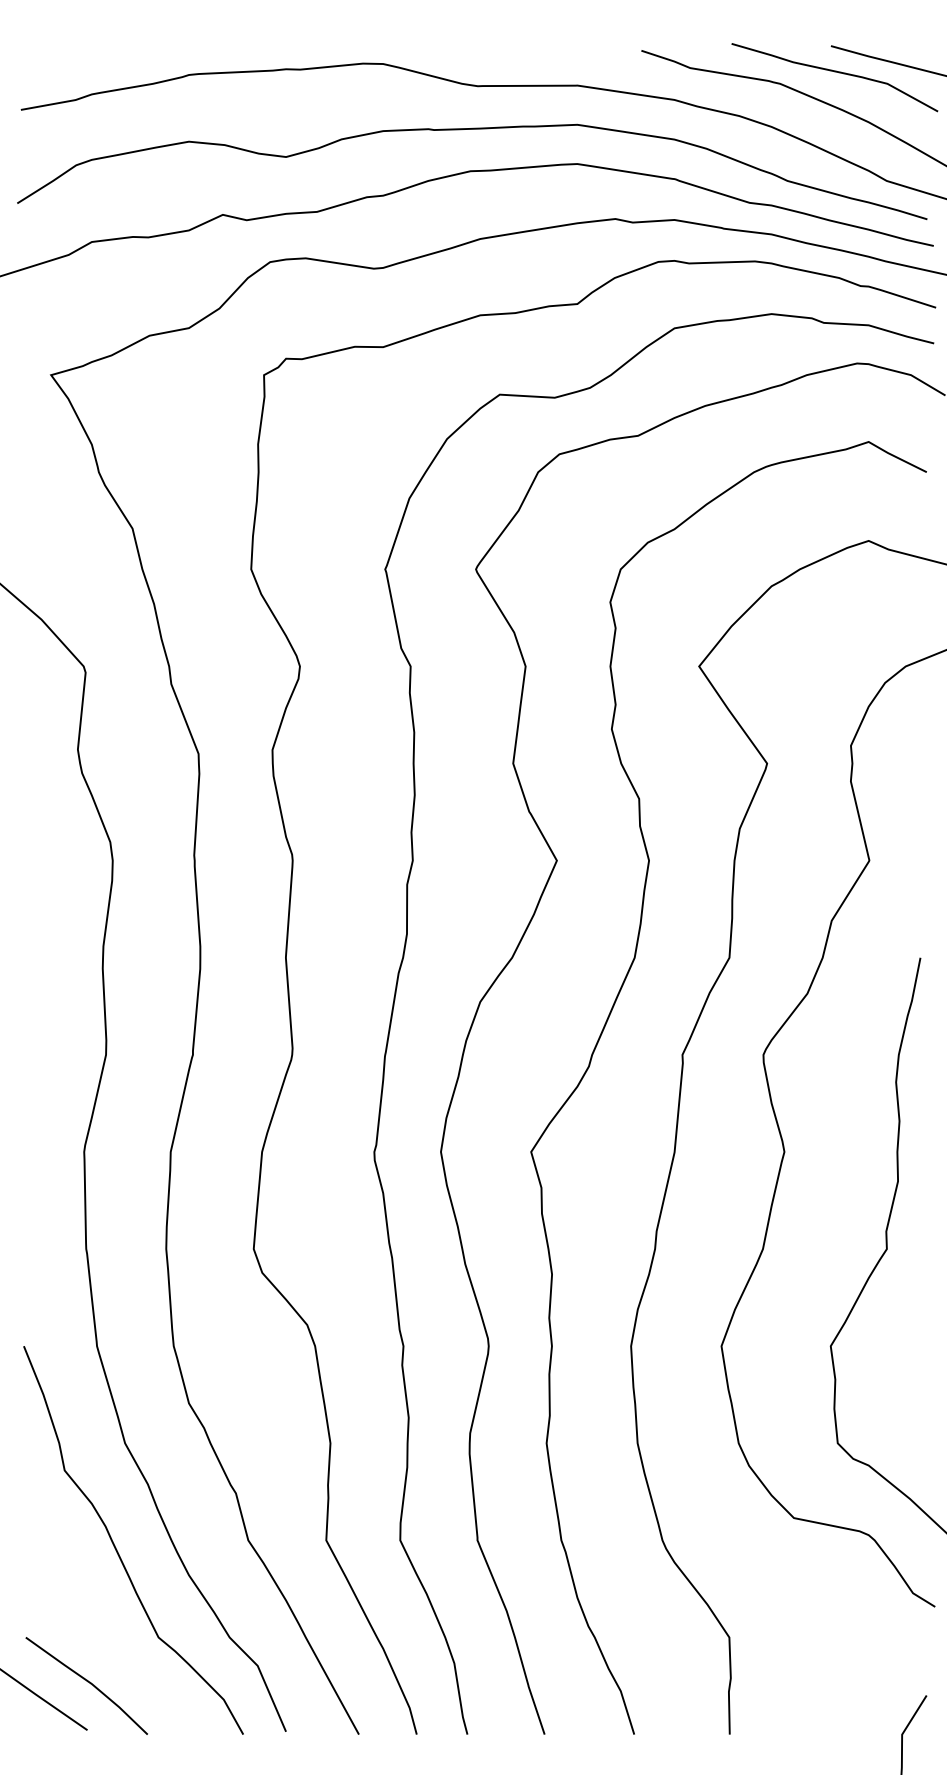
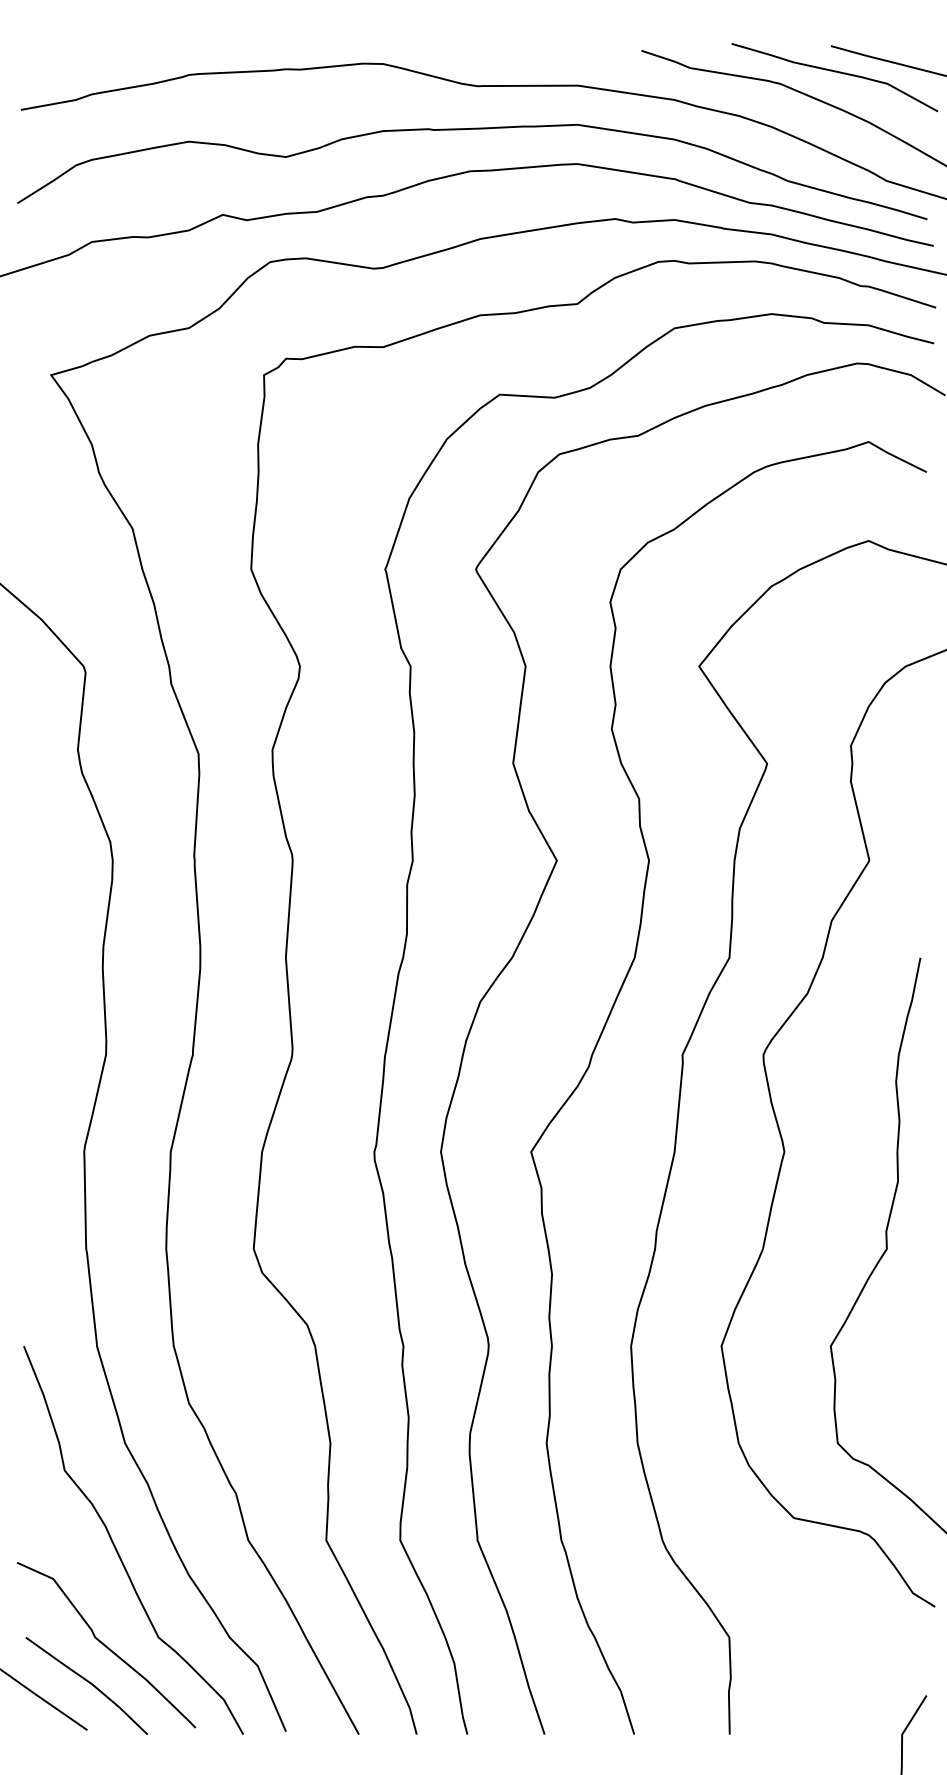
curve: none -> present (106, 1645)
